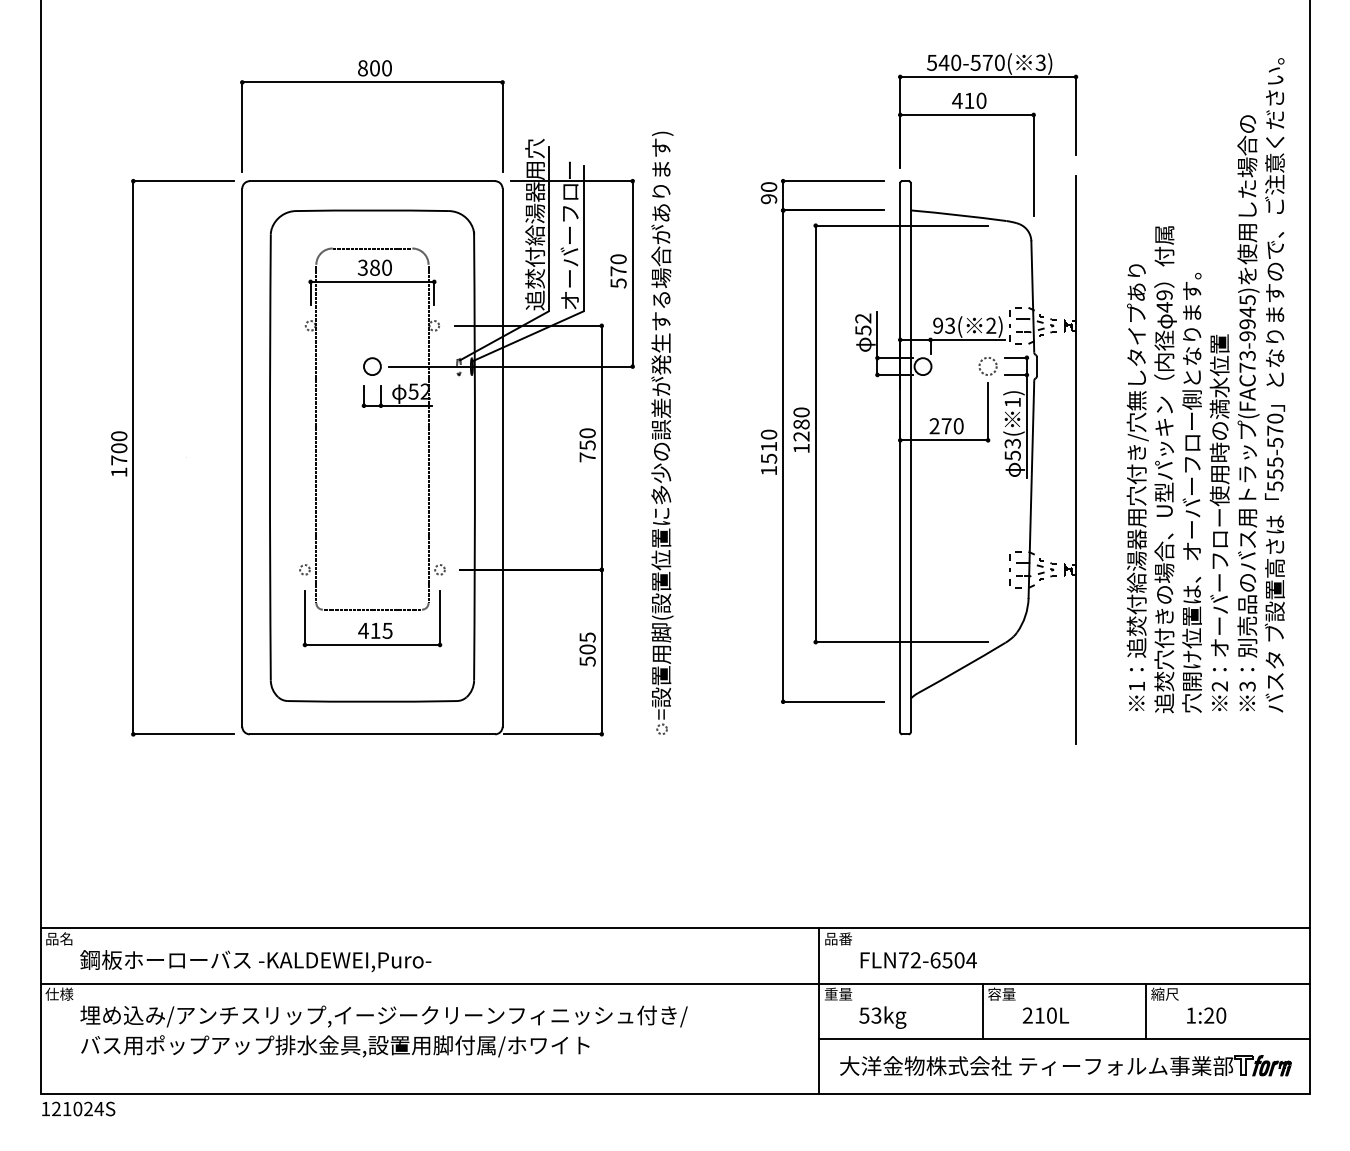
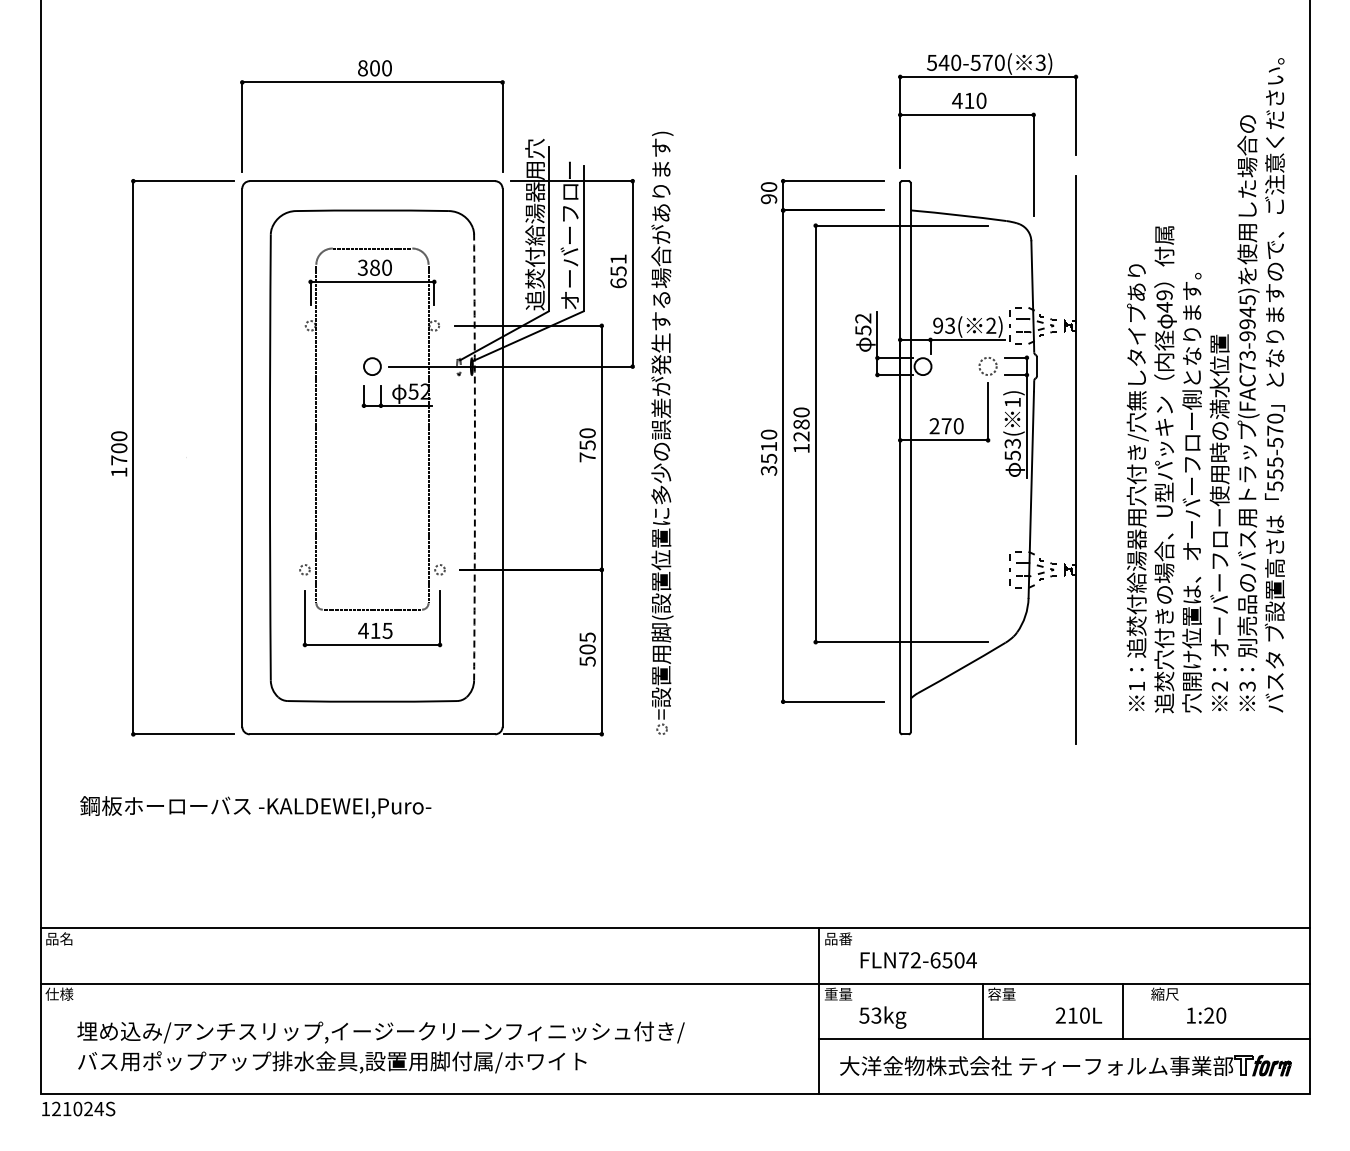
text: 570 -> 651 (618, 271)
arc: solid -> dashed (474, 455)
text: 1510 -> 3510 (768, 470)
text position: (255, 961) -> (255, 807) (255, 807)
line position: (1146, 1010) -> (1123, 1010) (1123, 1010)
text position: (1046, 1015) -> (1079, 1015) (1079, 1015)
text position: (383, 1031) -> (380, 1047) (380, 1047)
